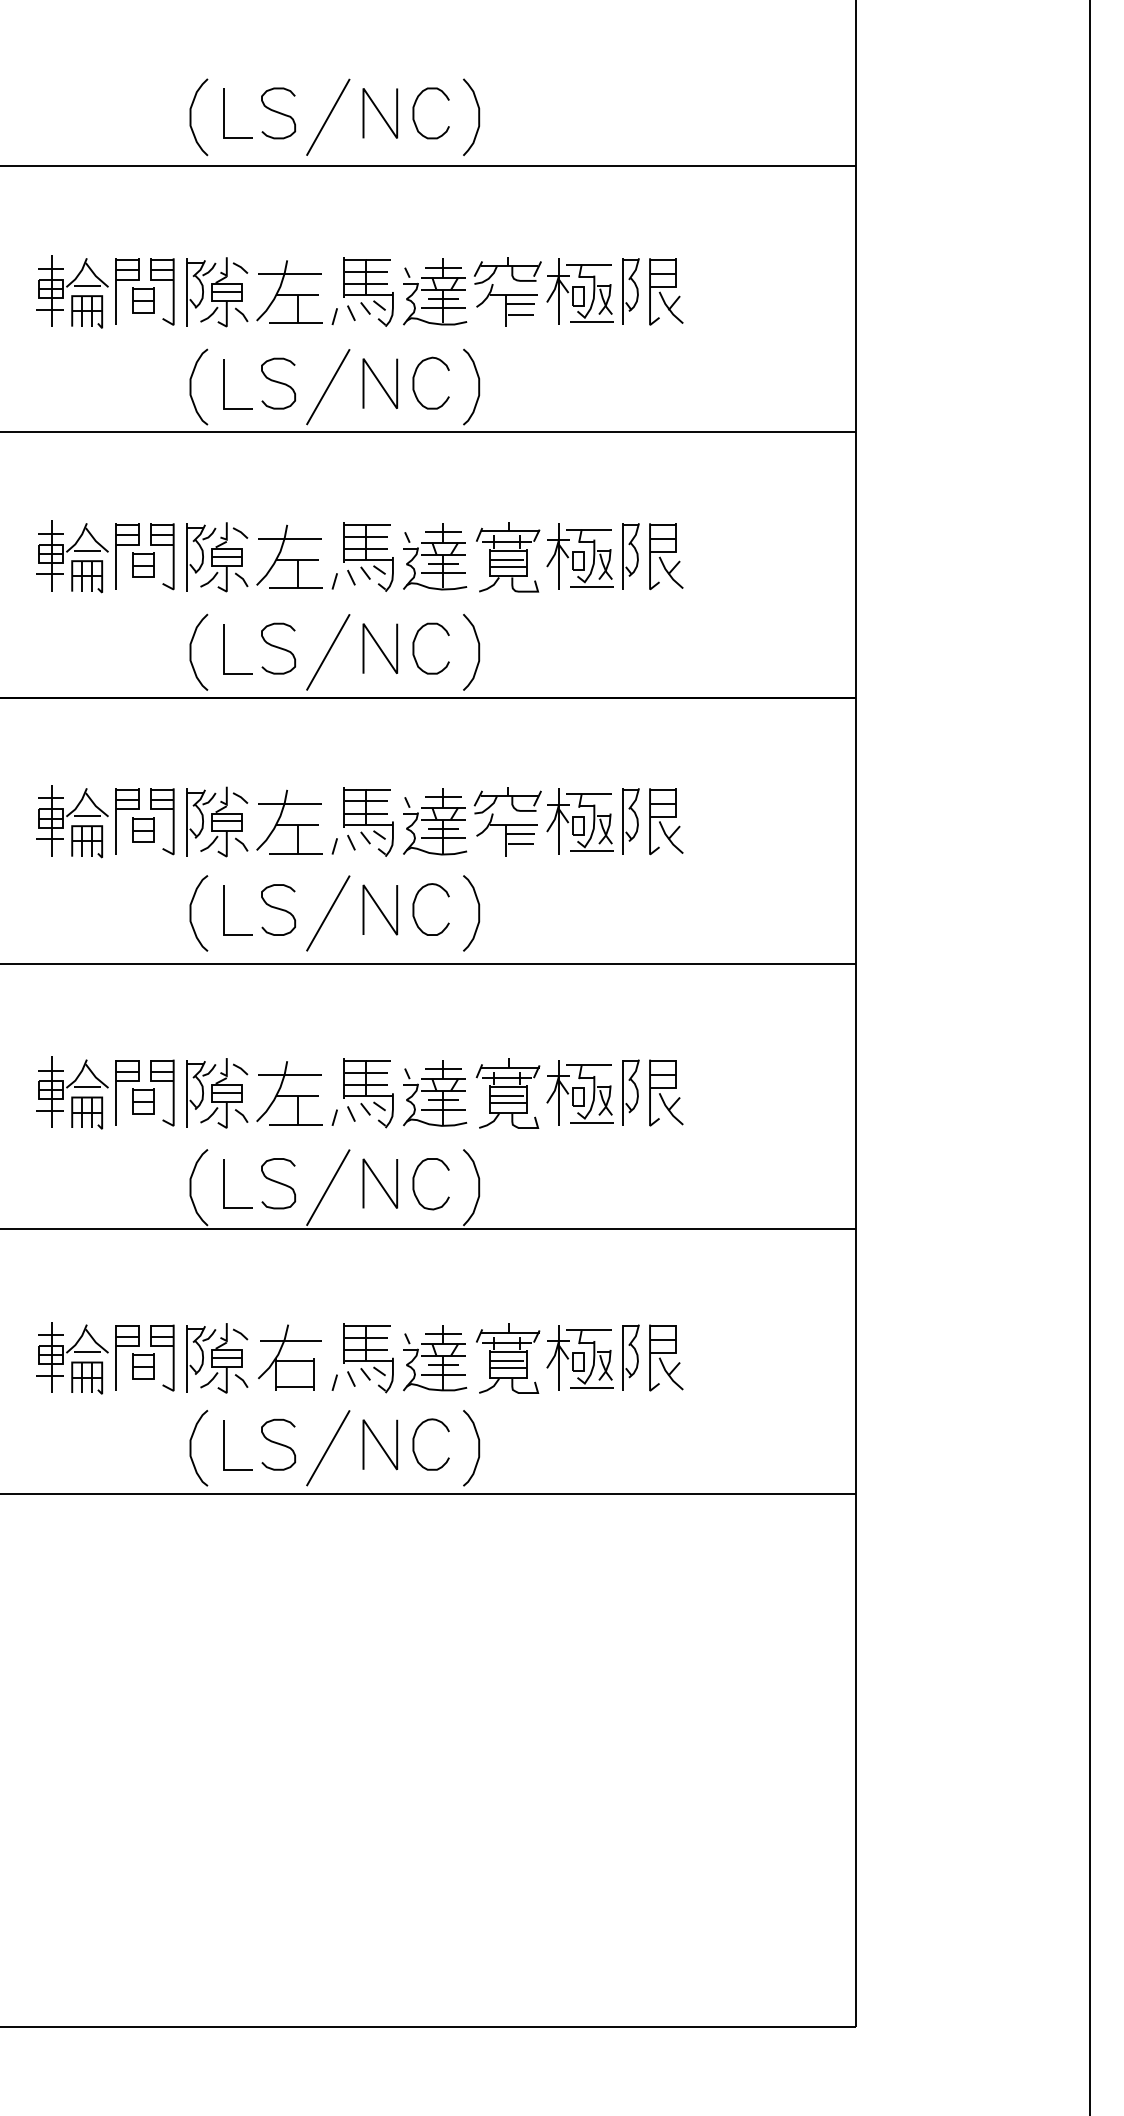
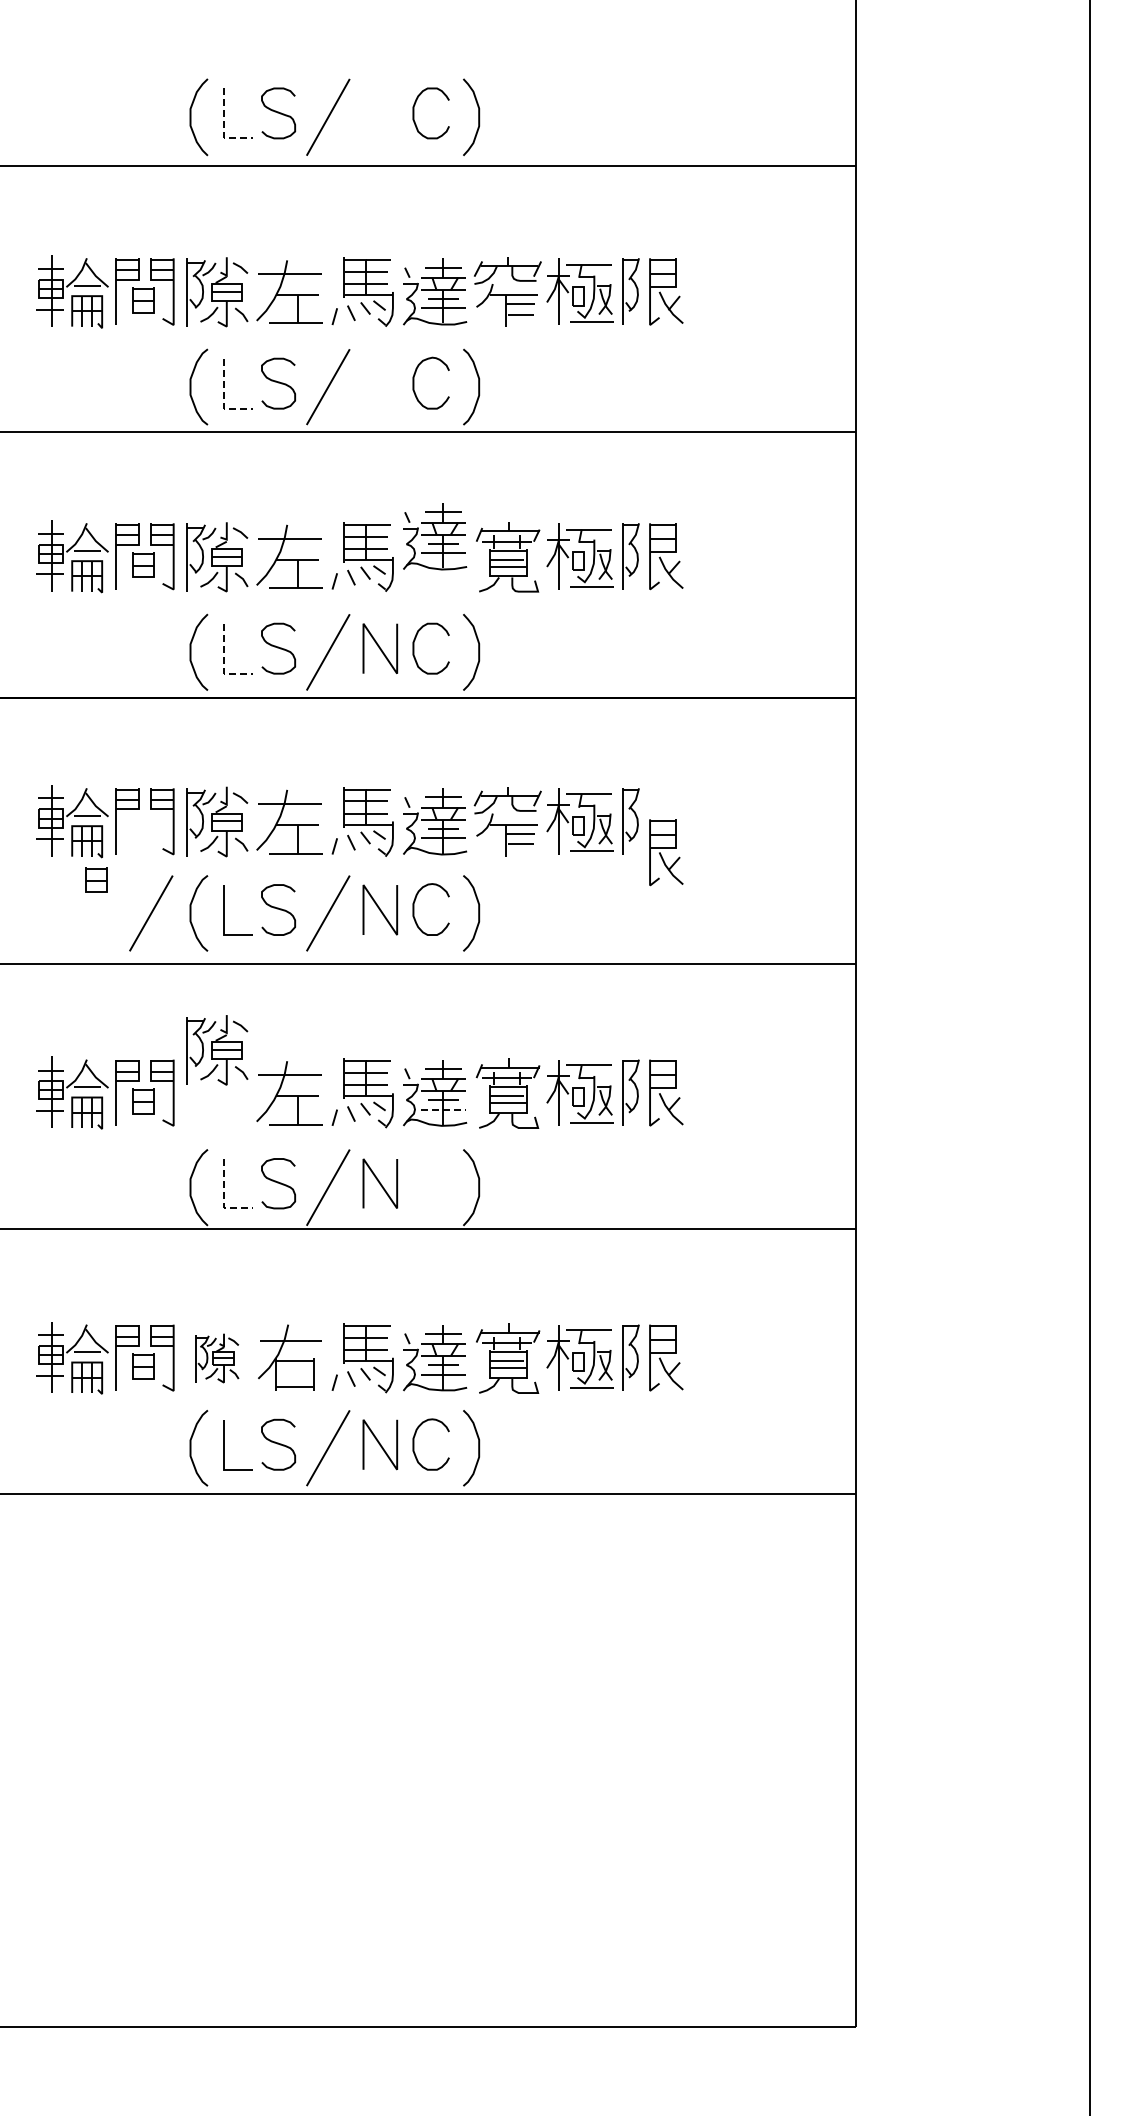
line: present -> none (380, 113)
line: solid -> dashed (224, 128)
line: present -> none (380, 383)
line: solid -> dashed (224, 398)
part position: (435, 556) -> (435, 536) (435, 536)
line: solid -> dashed (224, 663)
part position: (666, 821) -> (666, 852) (666, 852)
part position: (143, 829) -> (96, 879) (96, 879)
line: none -> present (151, 913)
part position: (217, 1093) -> (217, 1050) (217, 1050)
line: solid -> dashed (444, 1109)
curve: present -> none (414, 1184)
line: solid -> dashed (224, 1198)
part size: 63x71 px -> 45x51 px (217, 1358)
